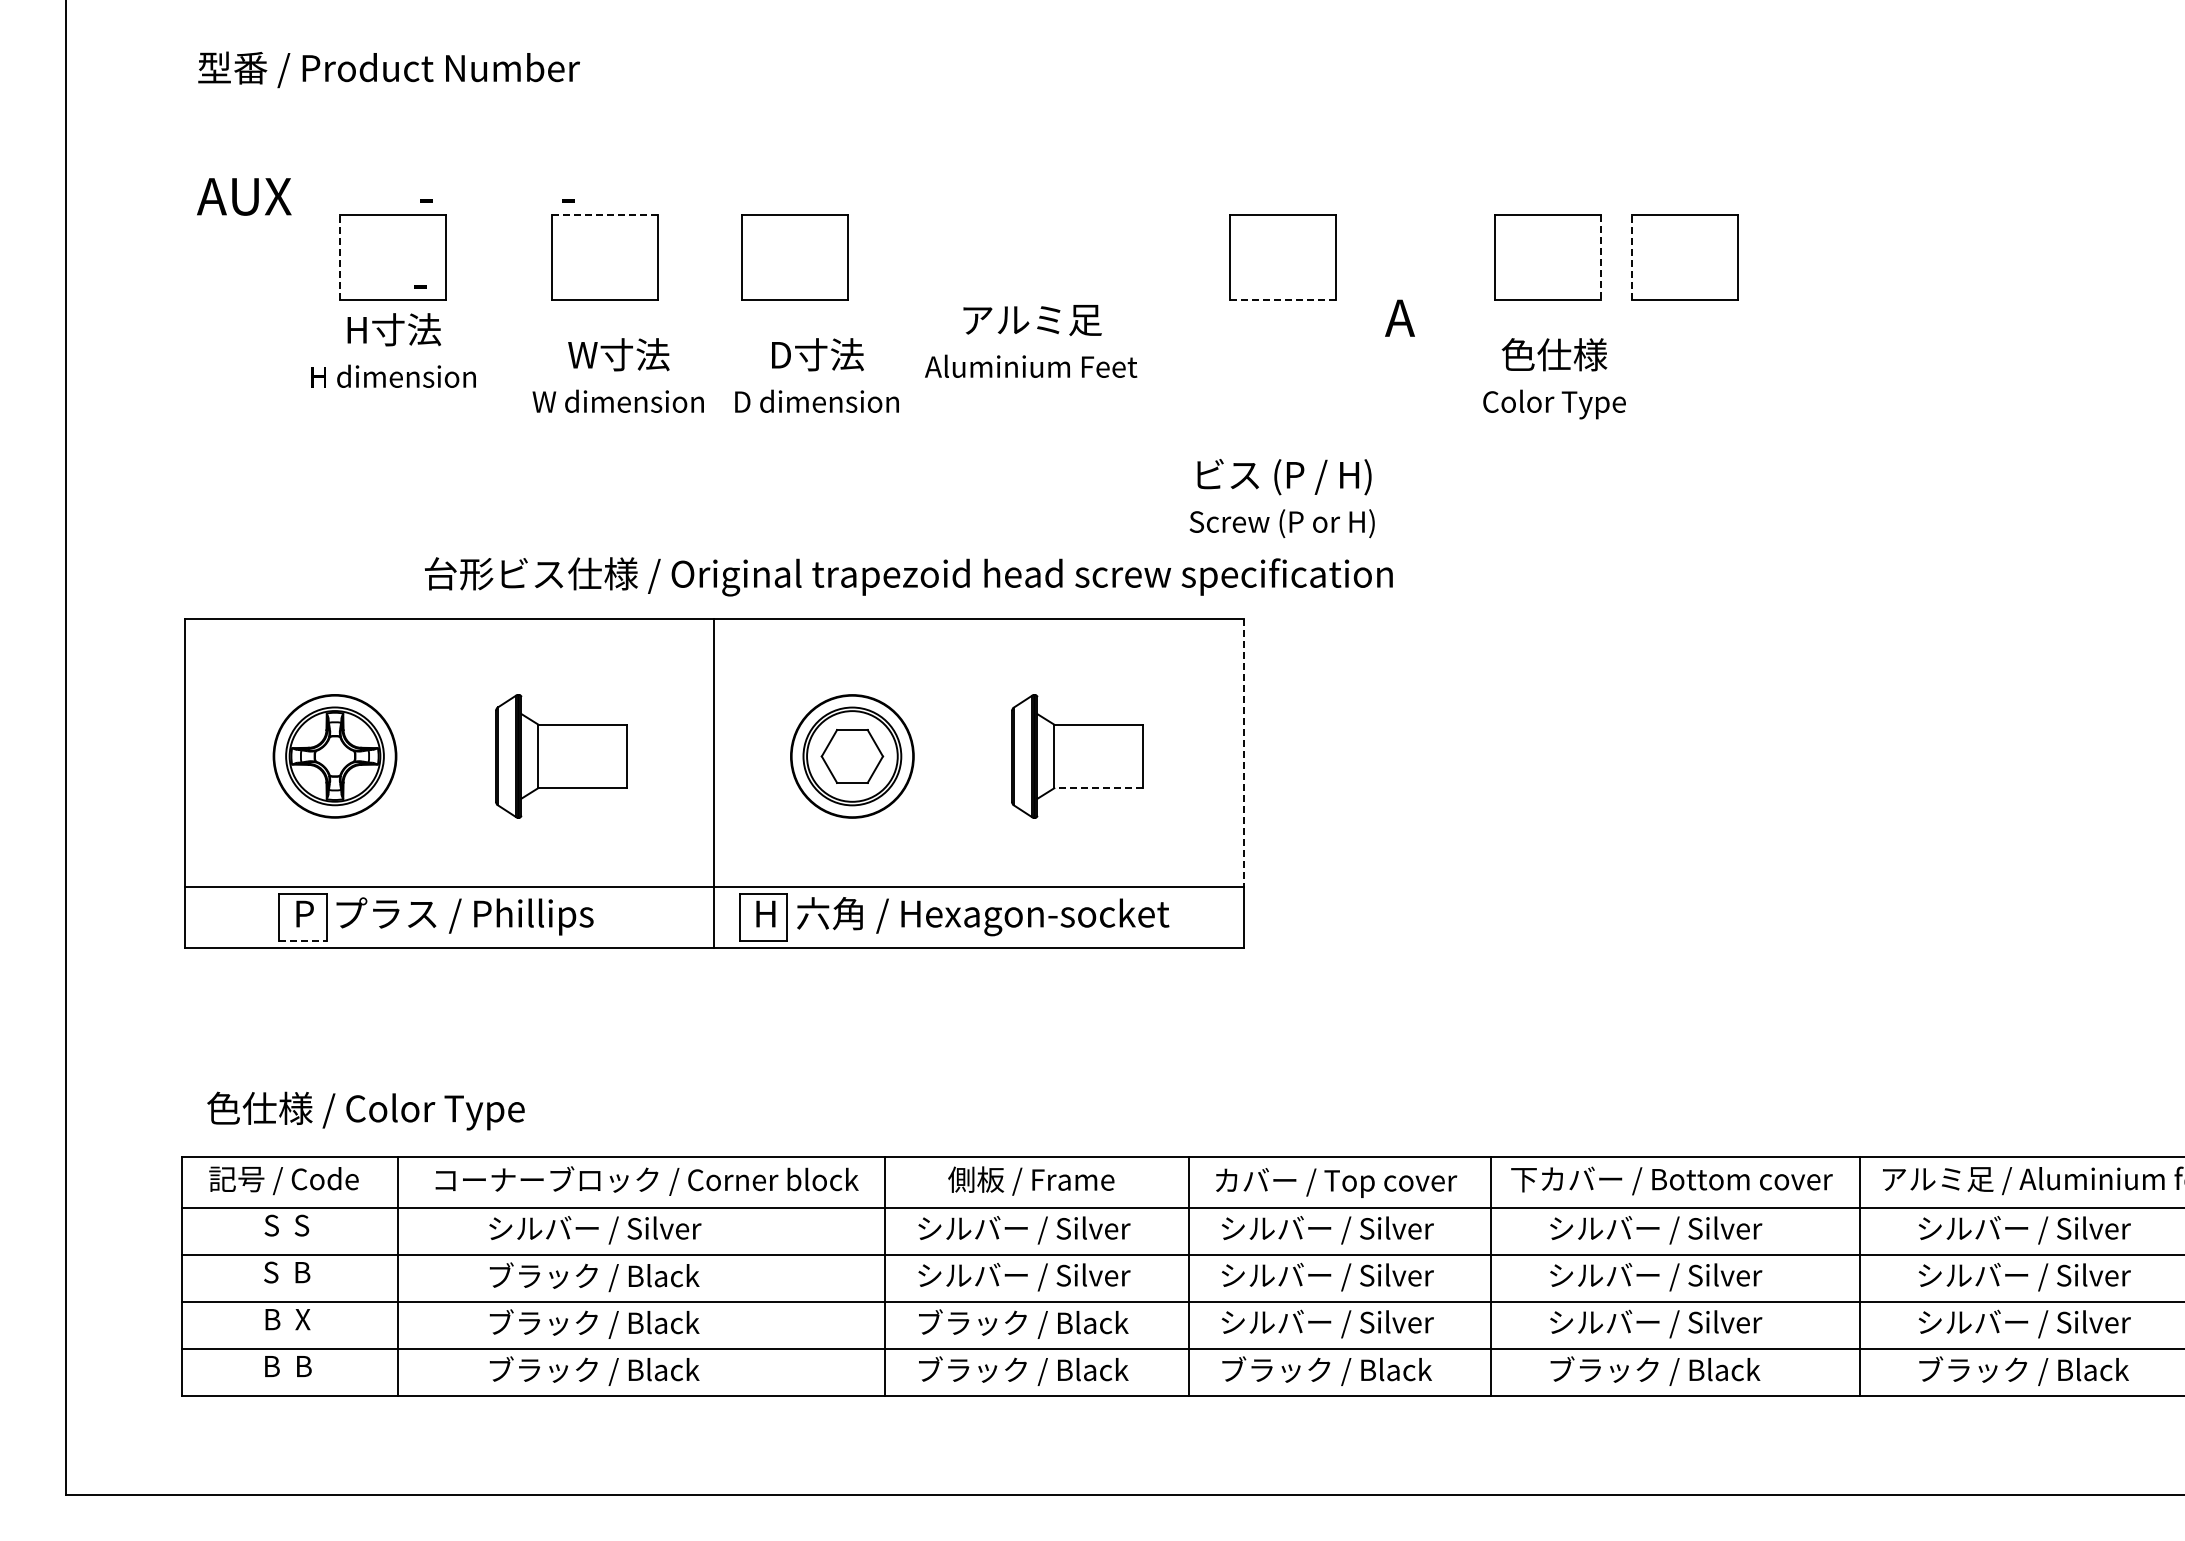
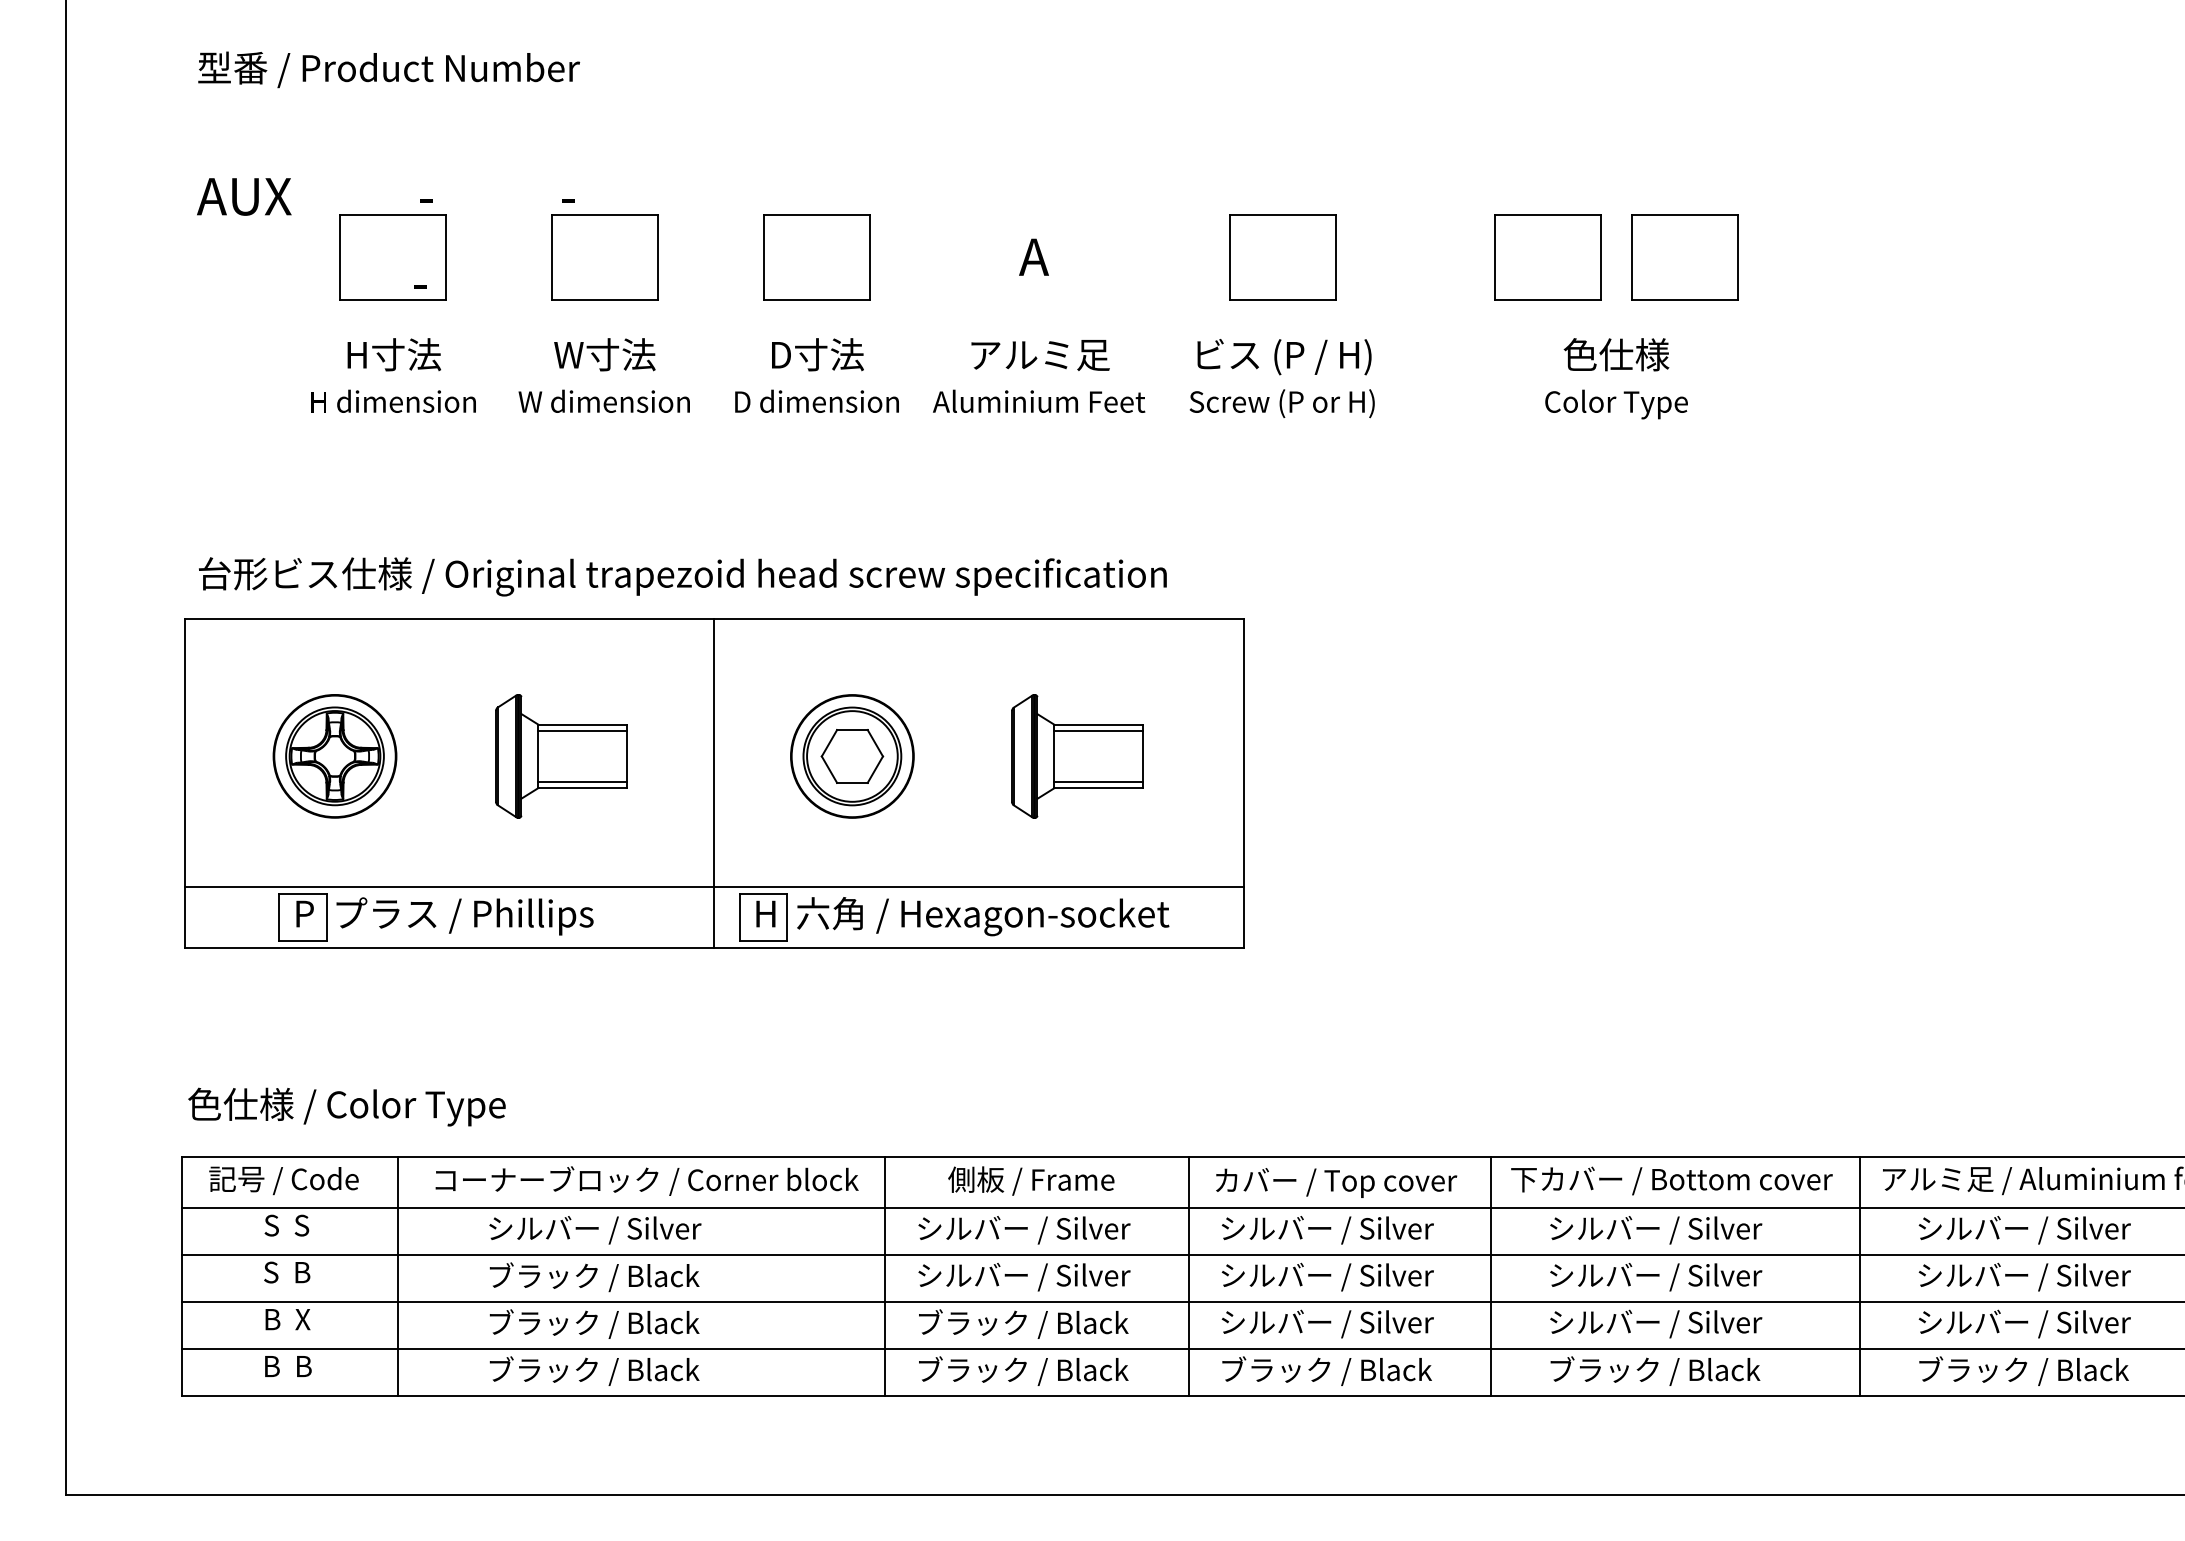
line: dashed -> solid (605, 214)
line: dashed -> solid (340, 256)
line: dashed -> solid (1632, 256)
part position: (794, 257) -> (816, 257) (816, 257)
line: dashed -> solid (1600, 257)
line: dashed -> solid (1282, 299)
text position: (1399, 317) -> (1033, 256) (1033, 256)
text position: (1031, 341) -> (1039, 376) (1039, 376)
text position: (393, 350) -> (393, 375) (393, 375)
text position: (617, 375) -> (603, 375) (603, 375)
text position: (1554, 378) -> (1616, 378) (1616, 378)
text position: (1281, 498) -> (1281, 378) (1281, 378)
text position: (908, 576) -> (682, 576) (682, 576)
line: none -> present (582, 730)
line: none -> present (1098, 731)
line: dashed -> solid (1243, 753)
line: none -> present (582, 781)
line: none -> present (1098, 781)
line: dashed -> solid (1098, 788)
line: dashed -> solid (302, 941)
text position: (365, 1110) -> (346, 1106) (346, 1106)
